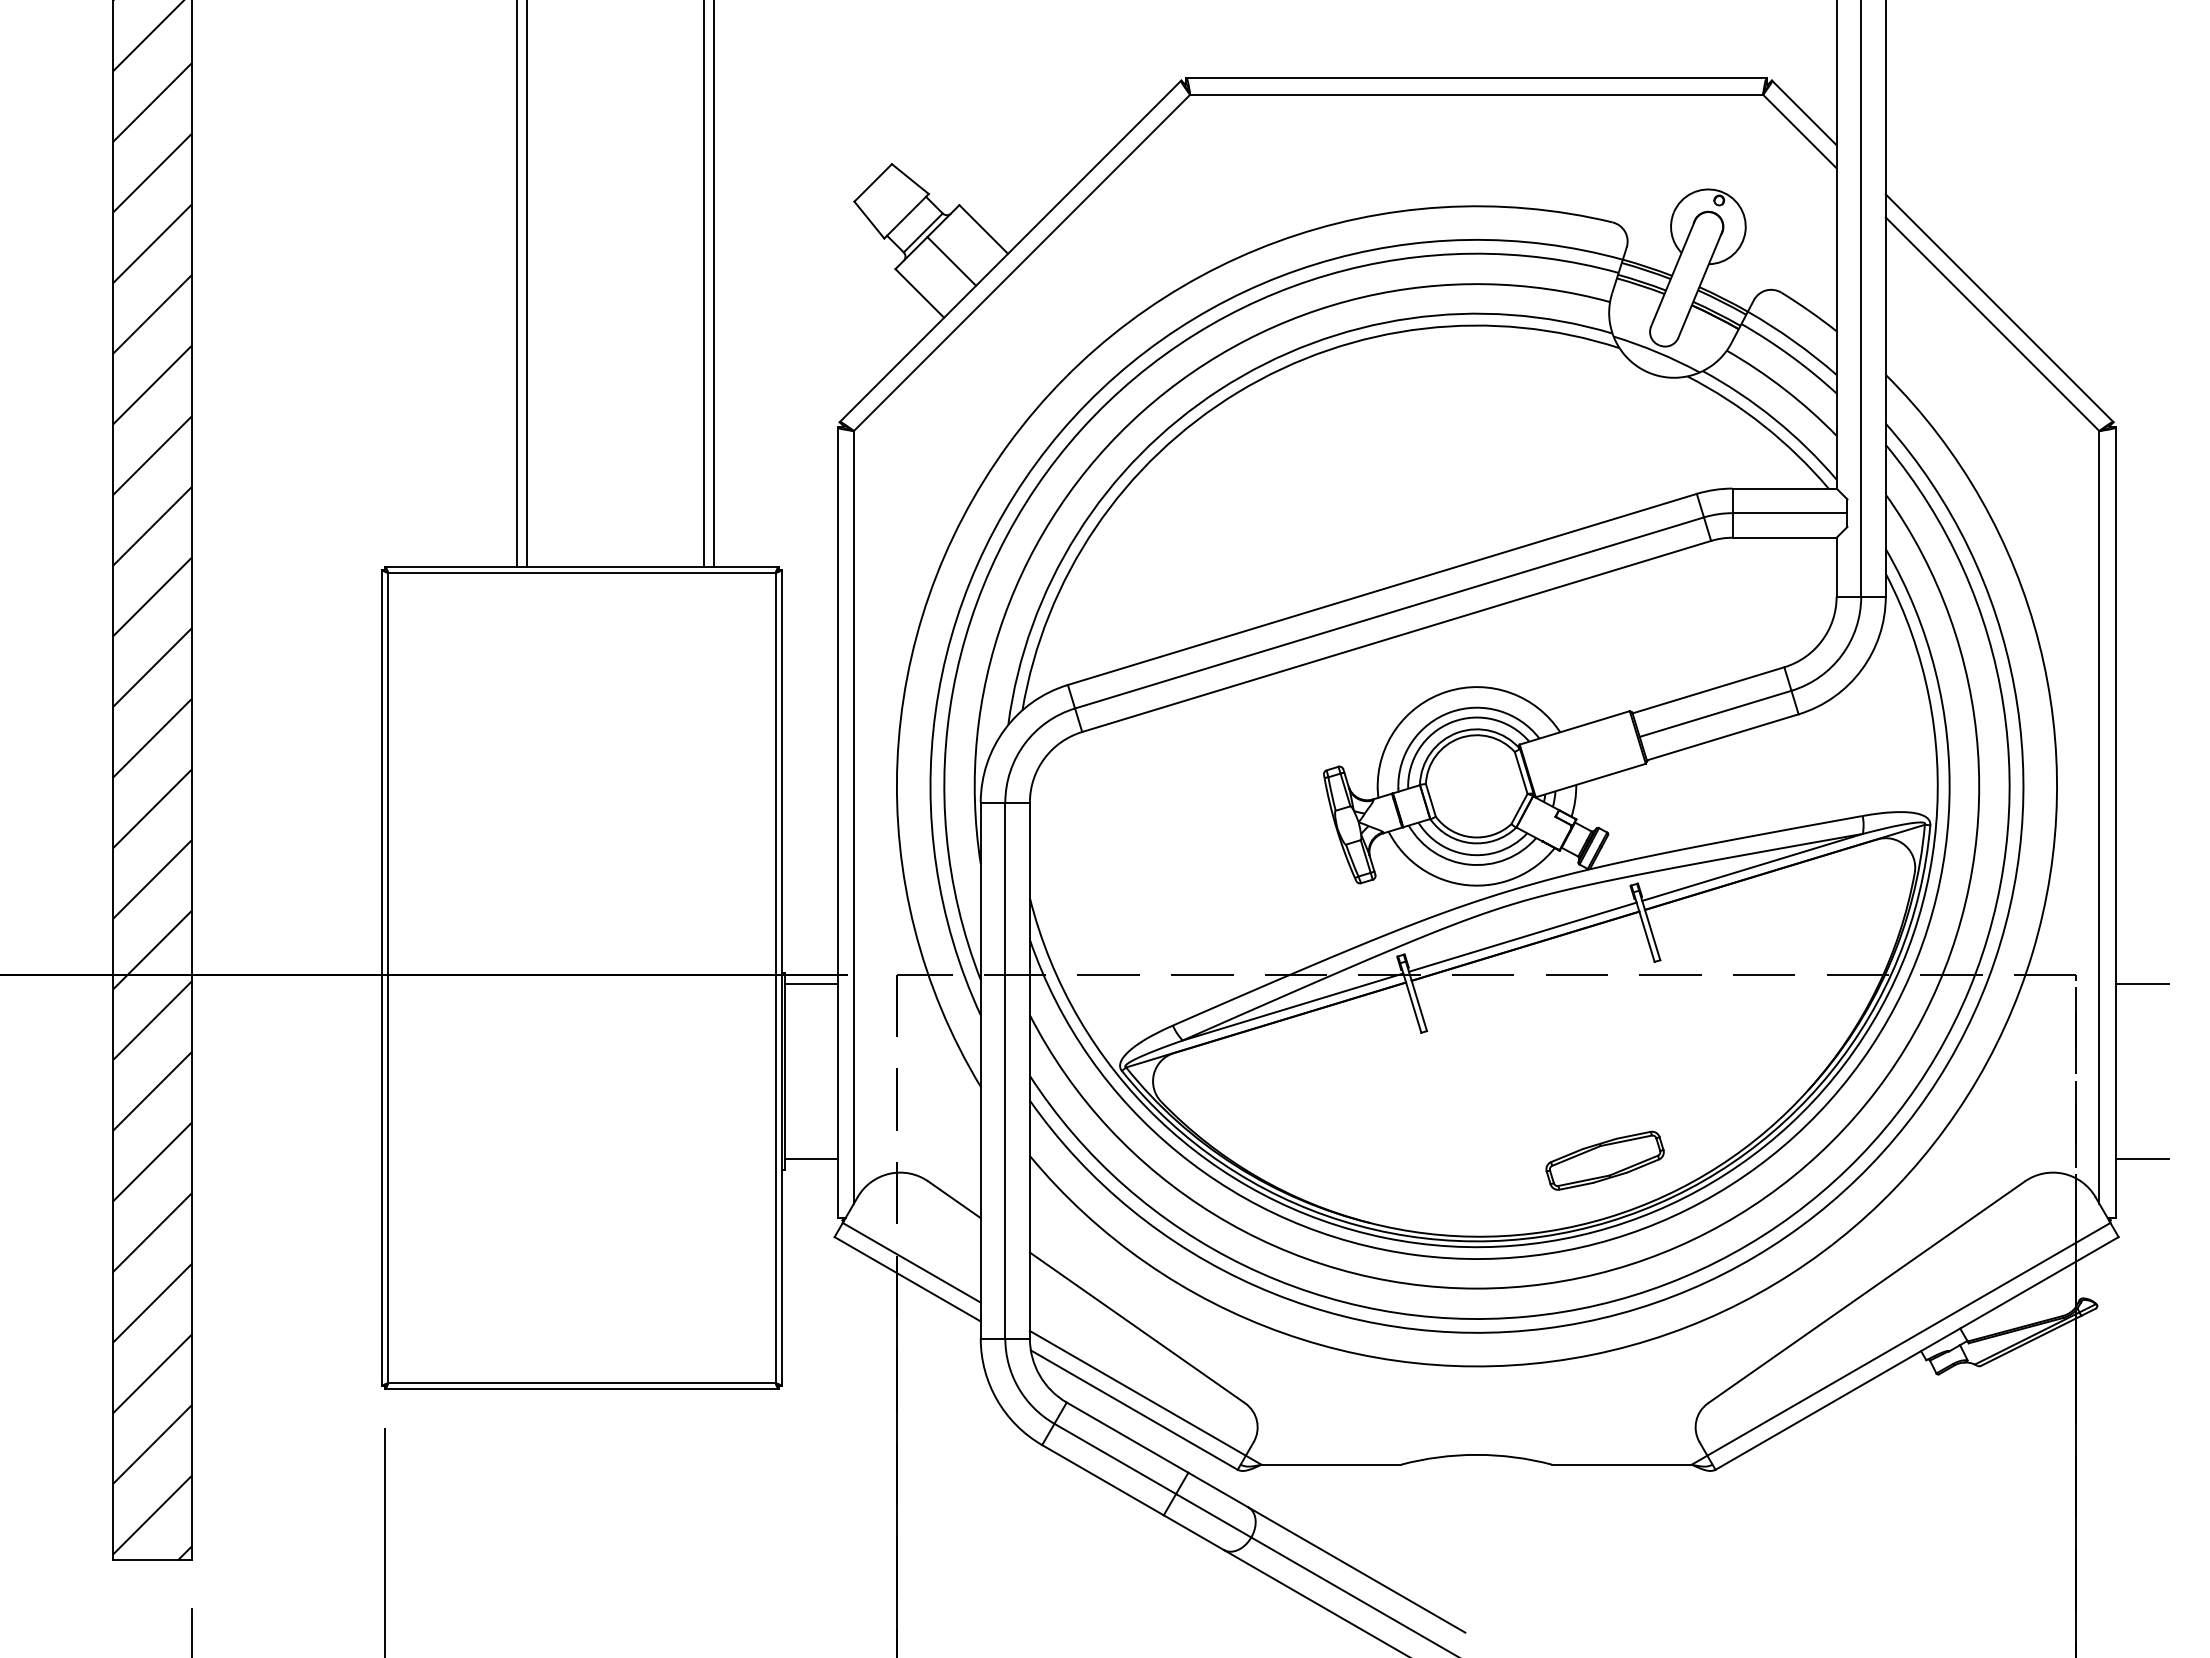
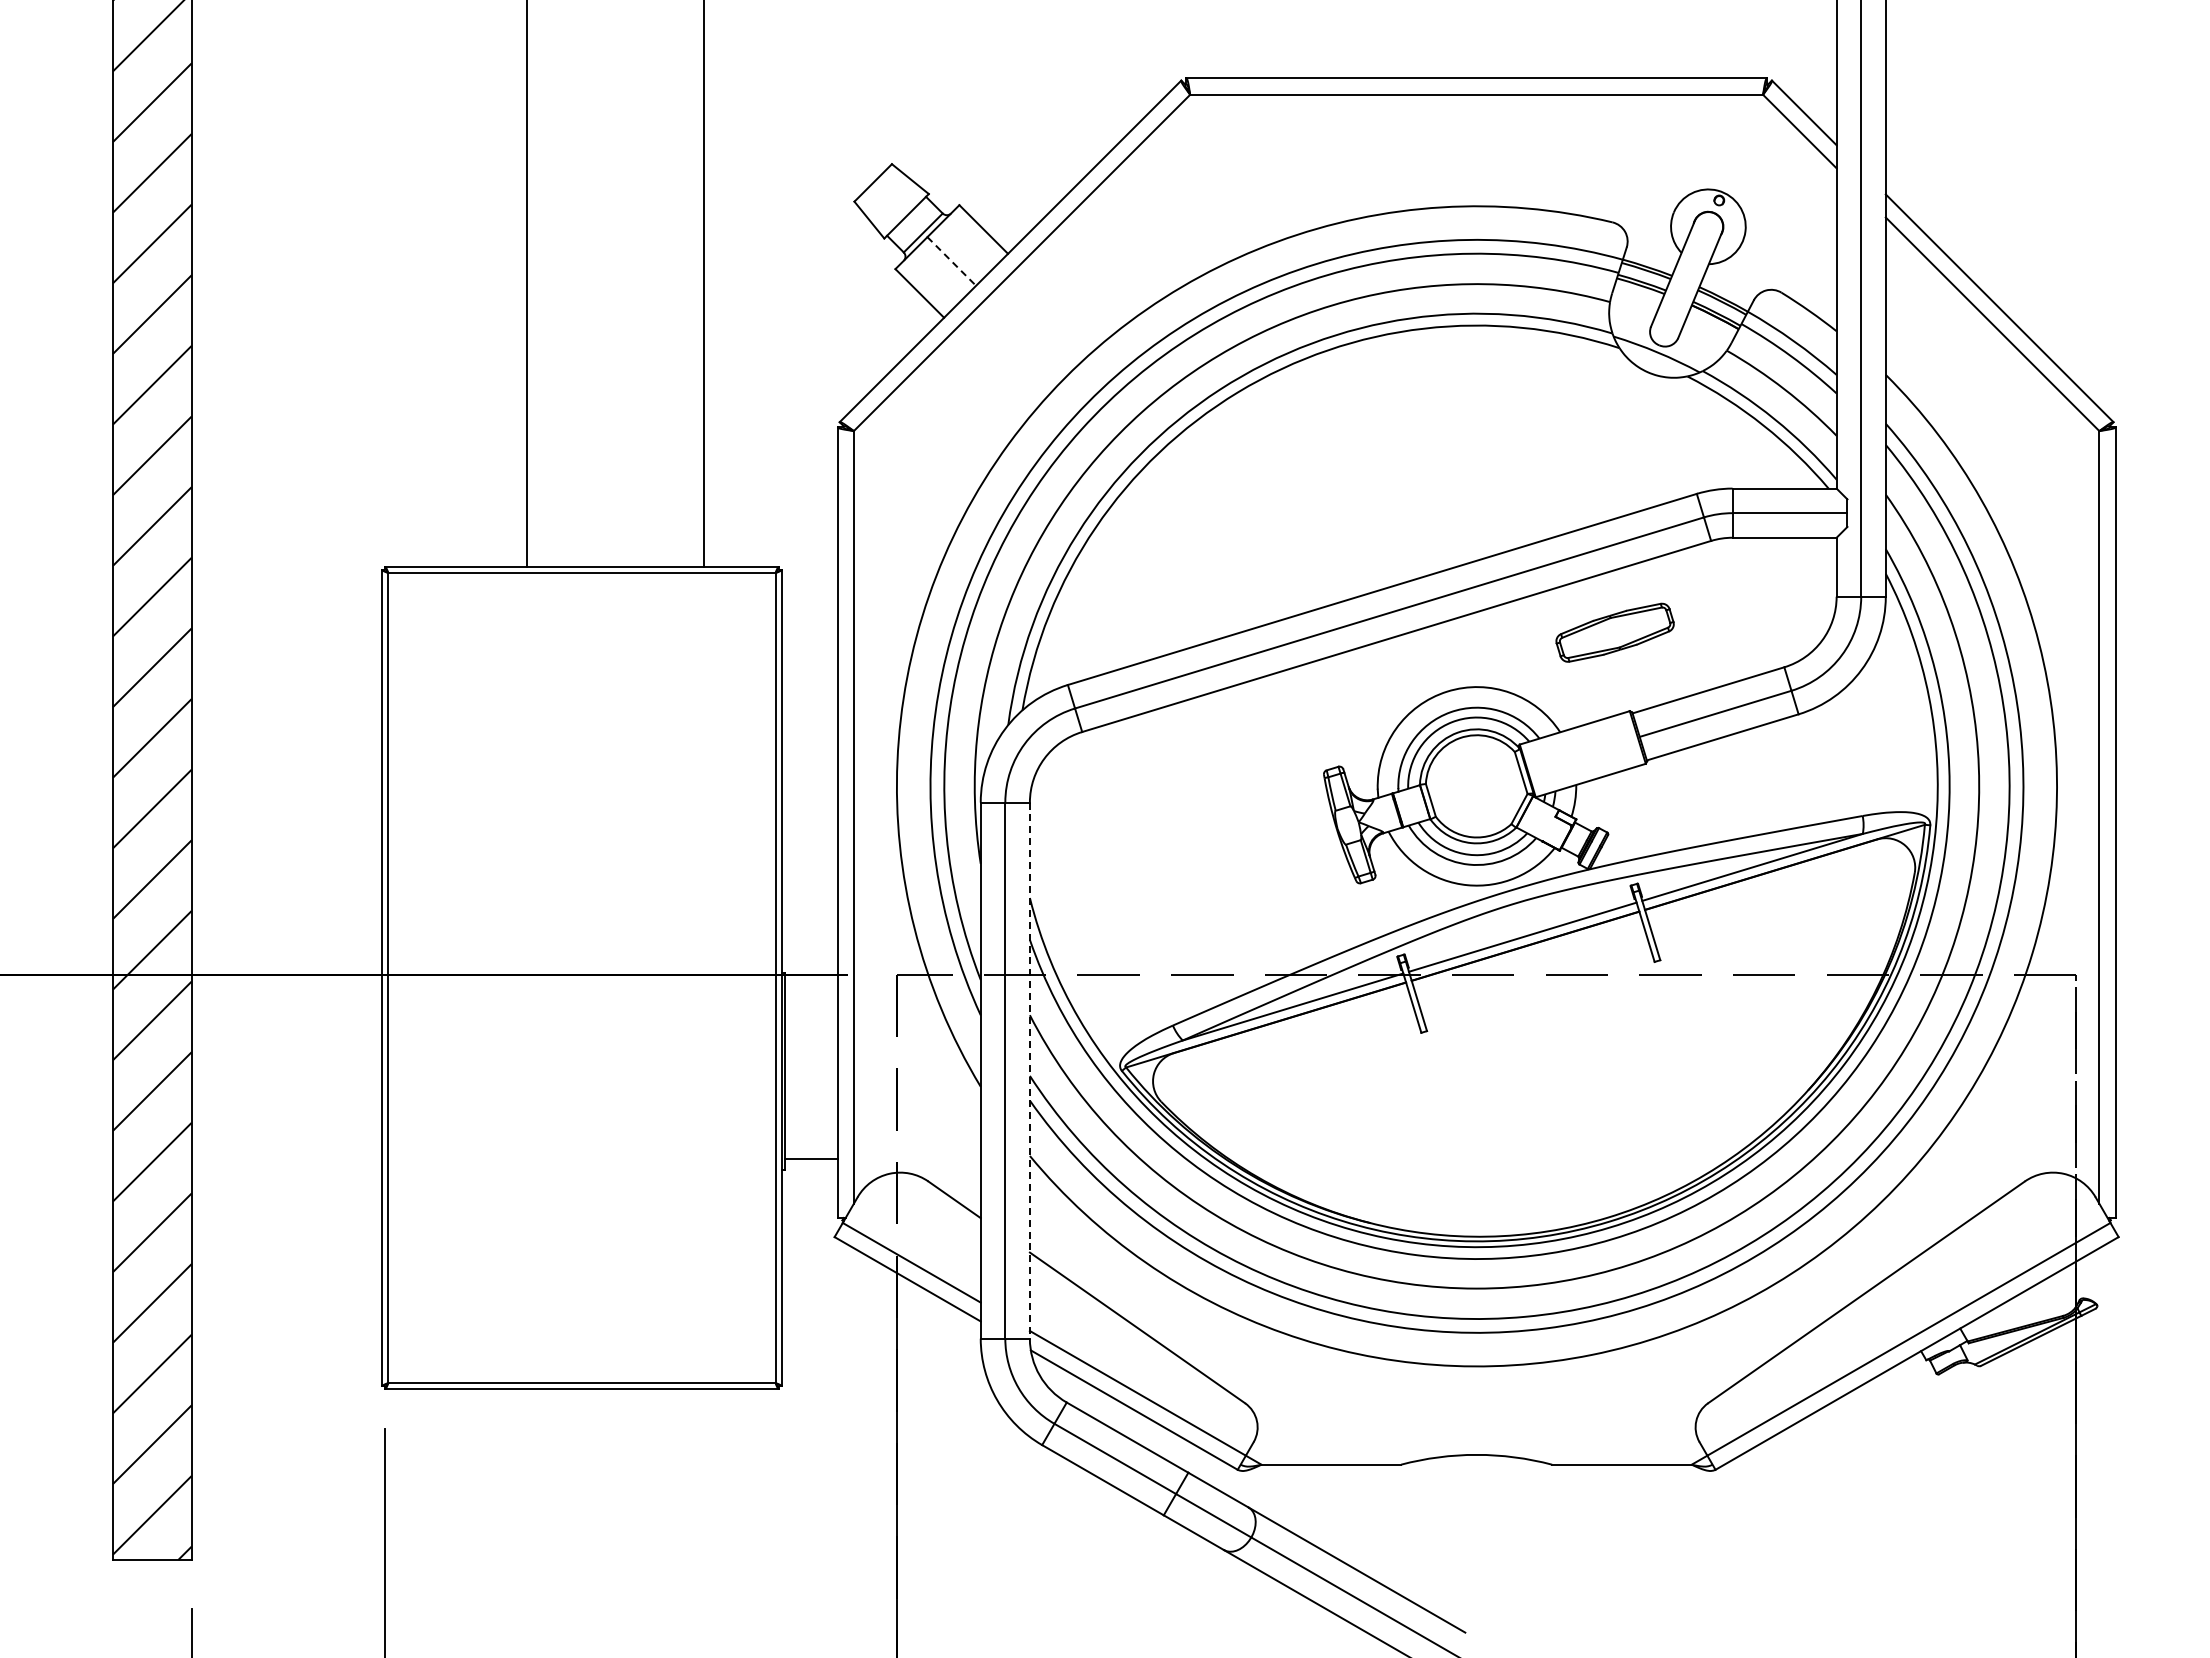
line: solid -> dashed (952, 261)
line: present -> none (517, 284)
line: present -> none (713, 284)
line: present -> none (810, 984)
line: present -> none (2141, 984)
line: solid -> dashed (1029, 1071)
line: present -> none (2141, 1158)
part position: (1604, 1160) -> (1614, 632) (1614, 632)
